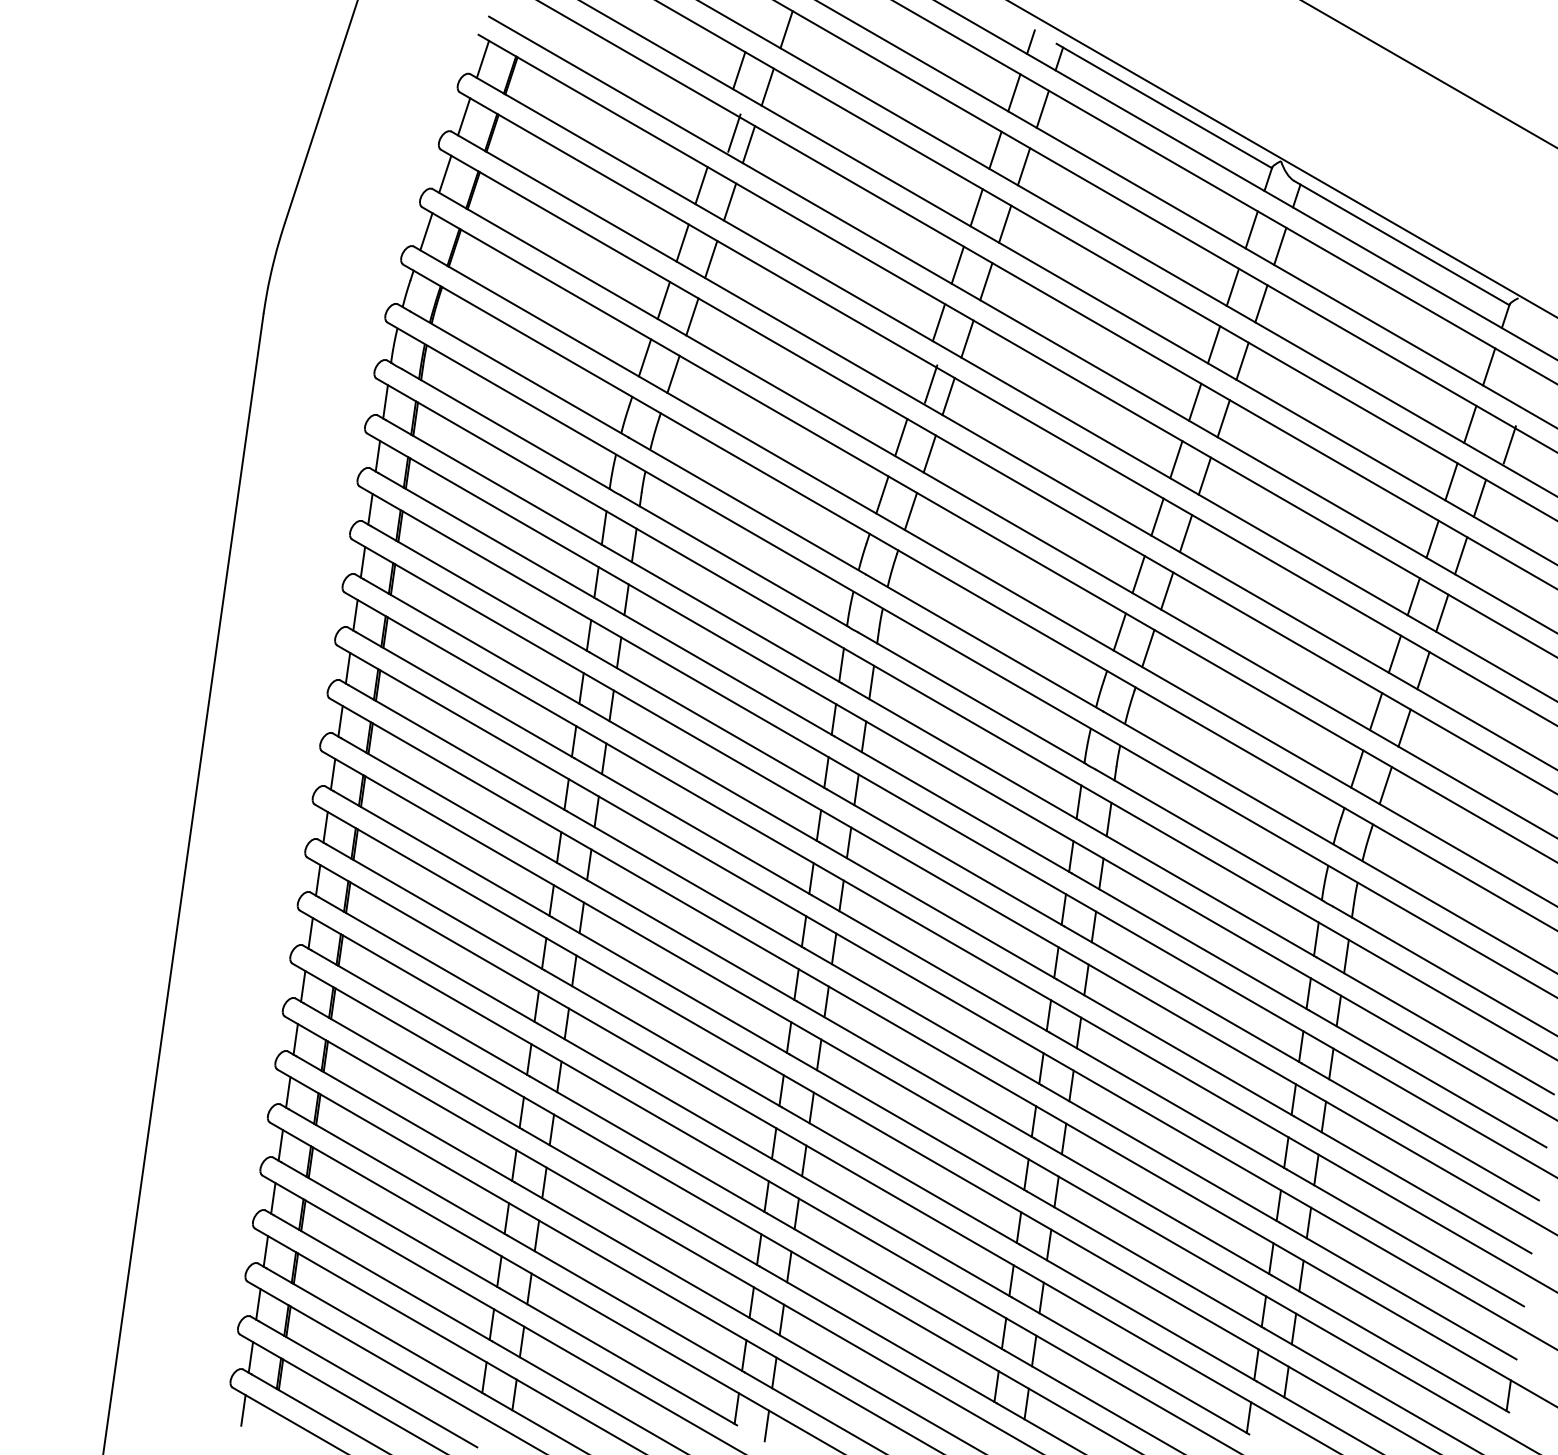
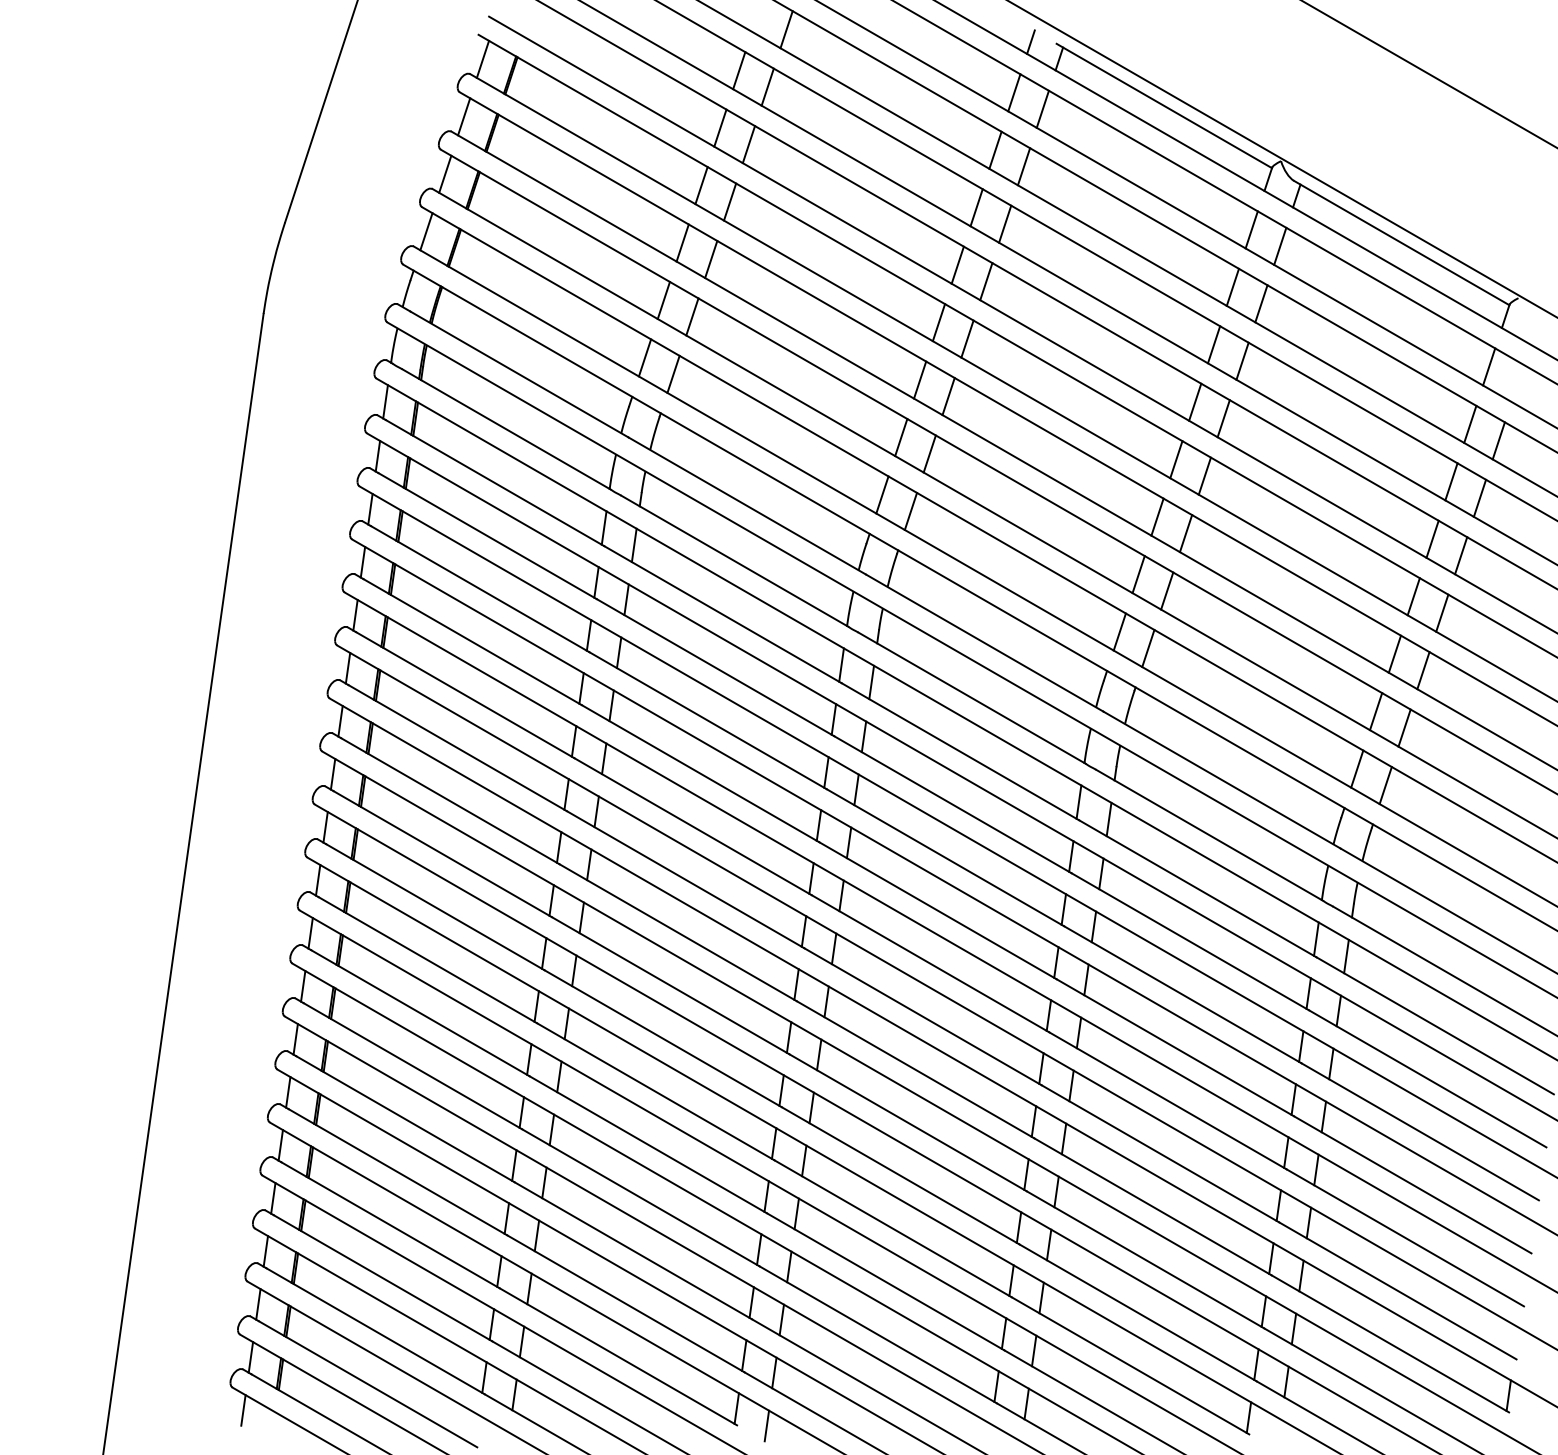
line position: (734, 132) -> (720, 127) (720, 127)
line position: (931, 383) -> (920, 379) (920, 379)
line position: (1509, 444) -> (1498, 440) (1498, 440)
